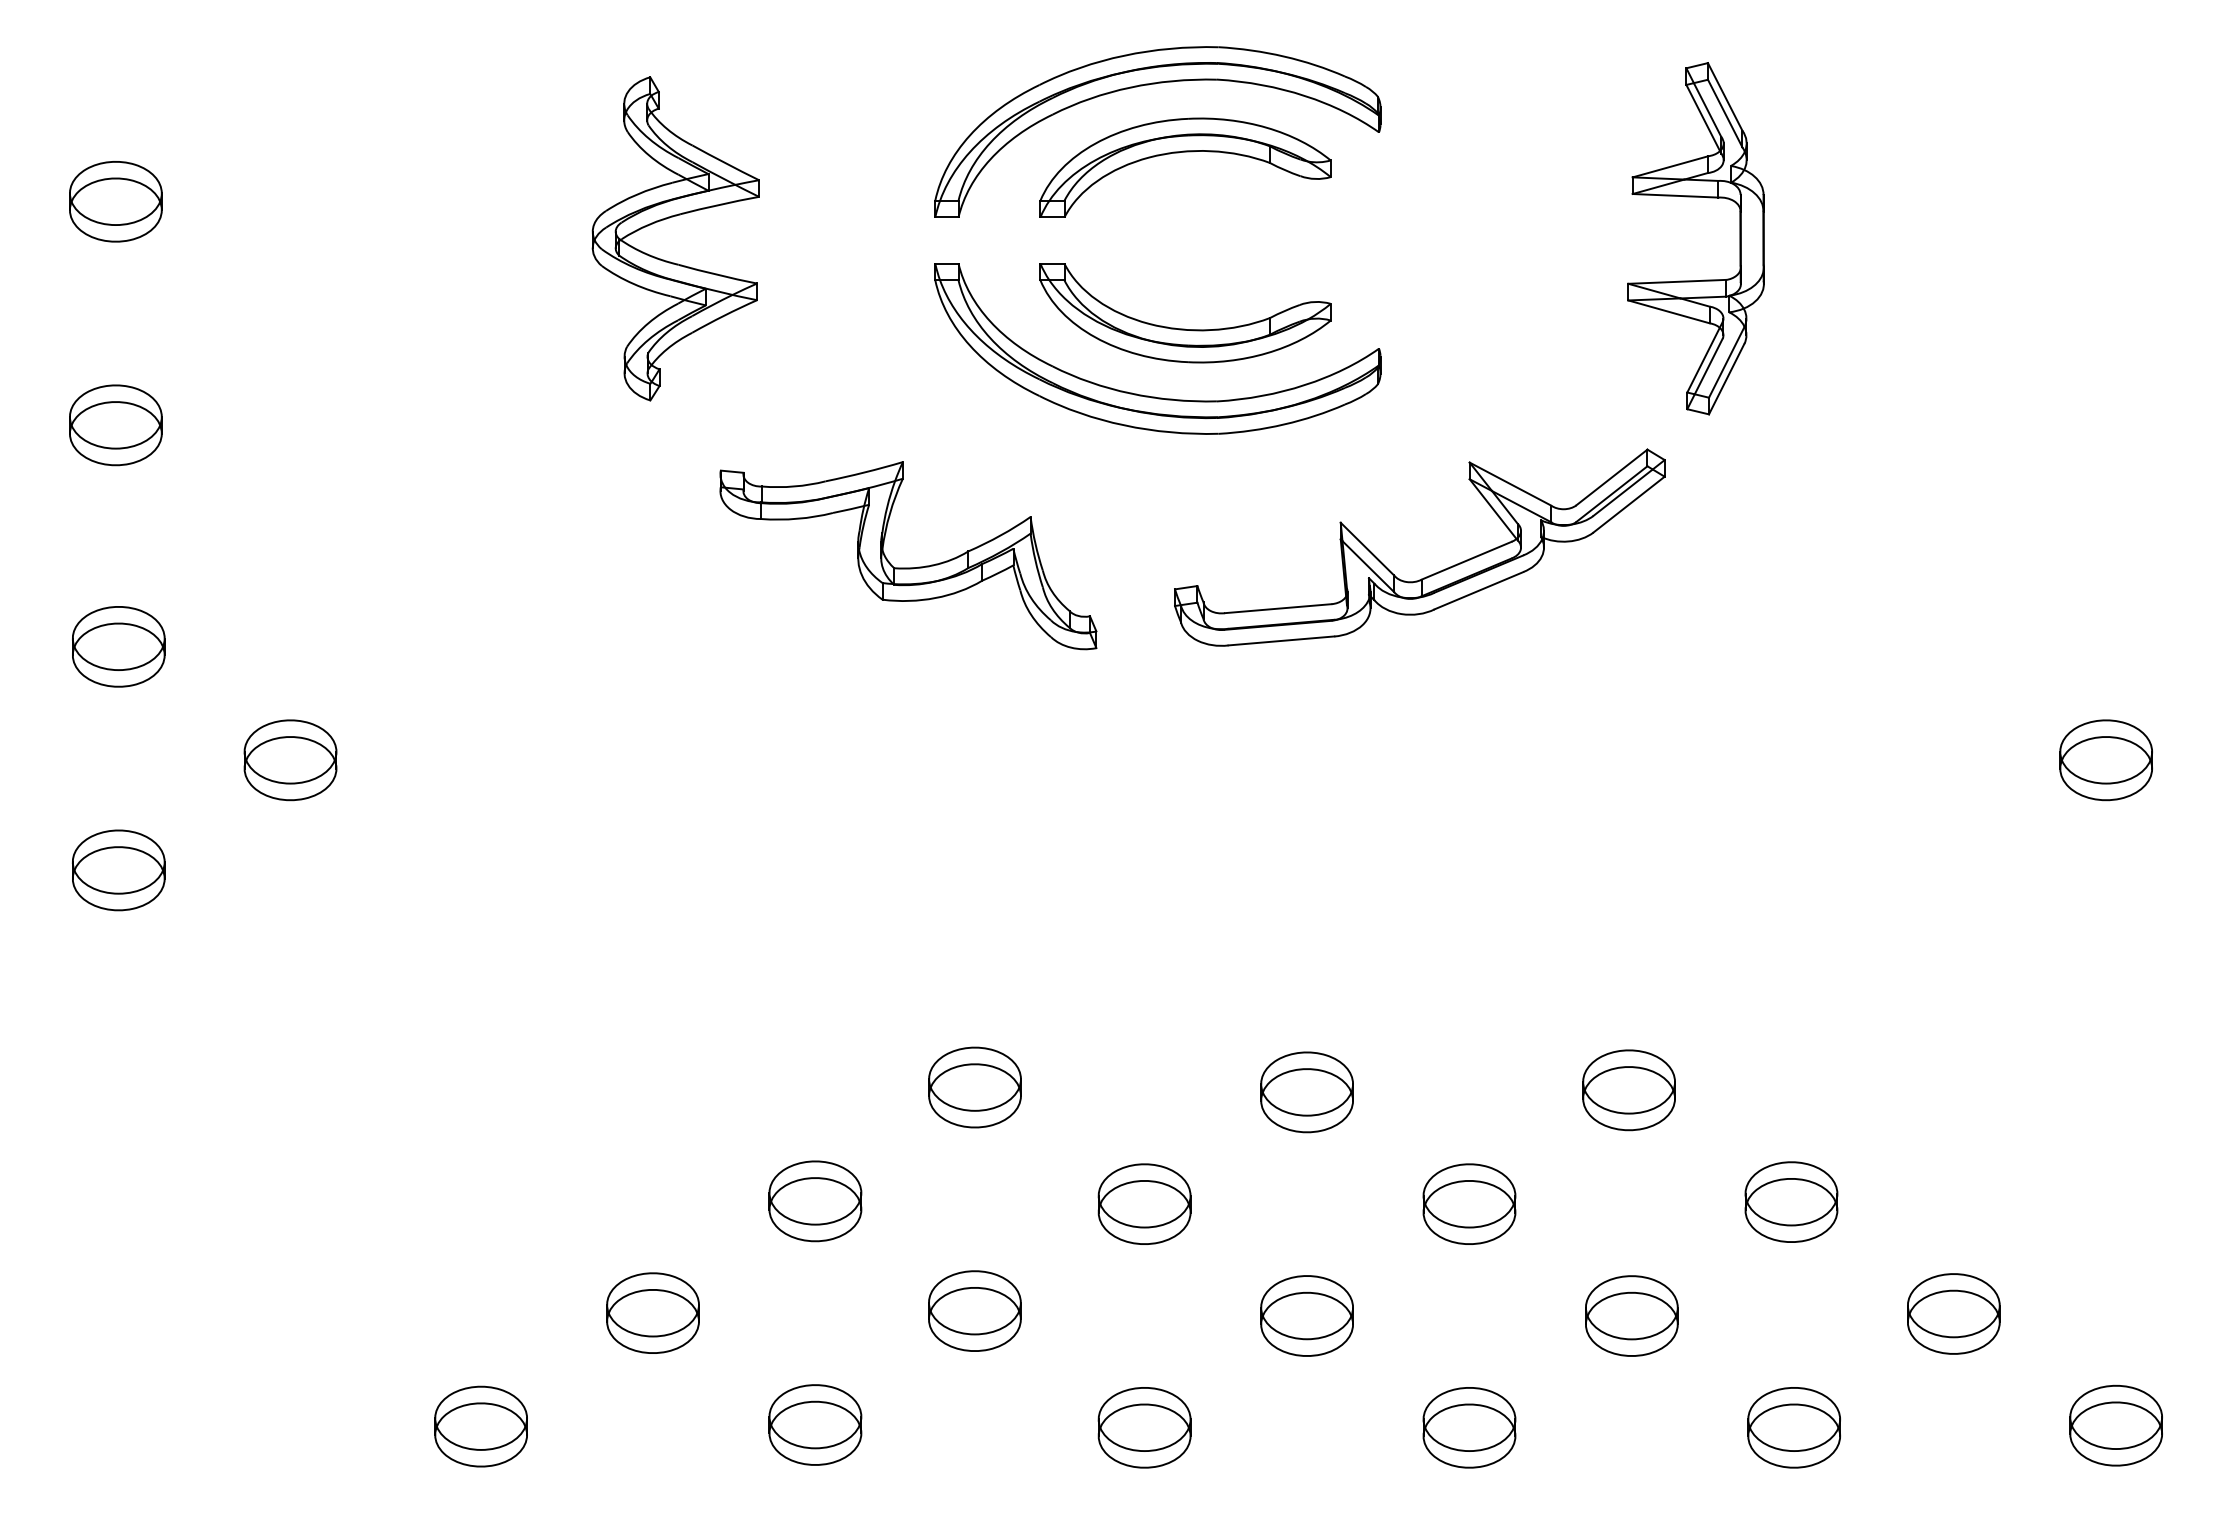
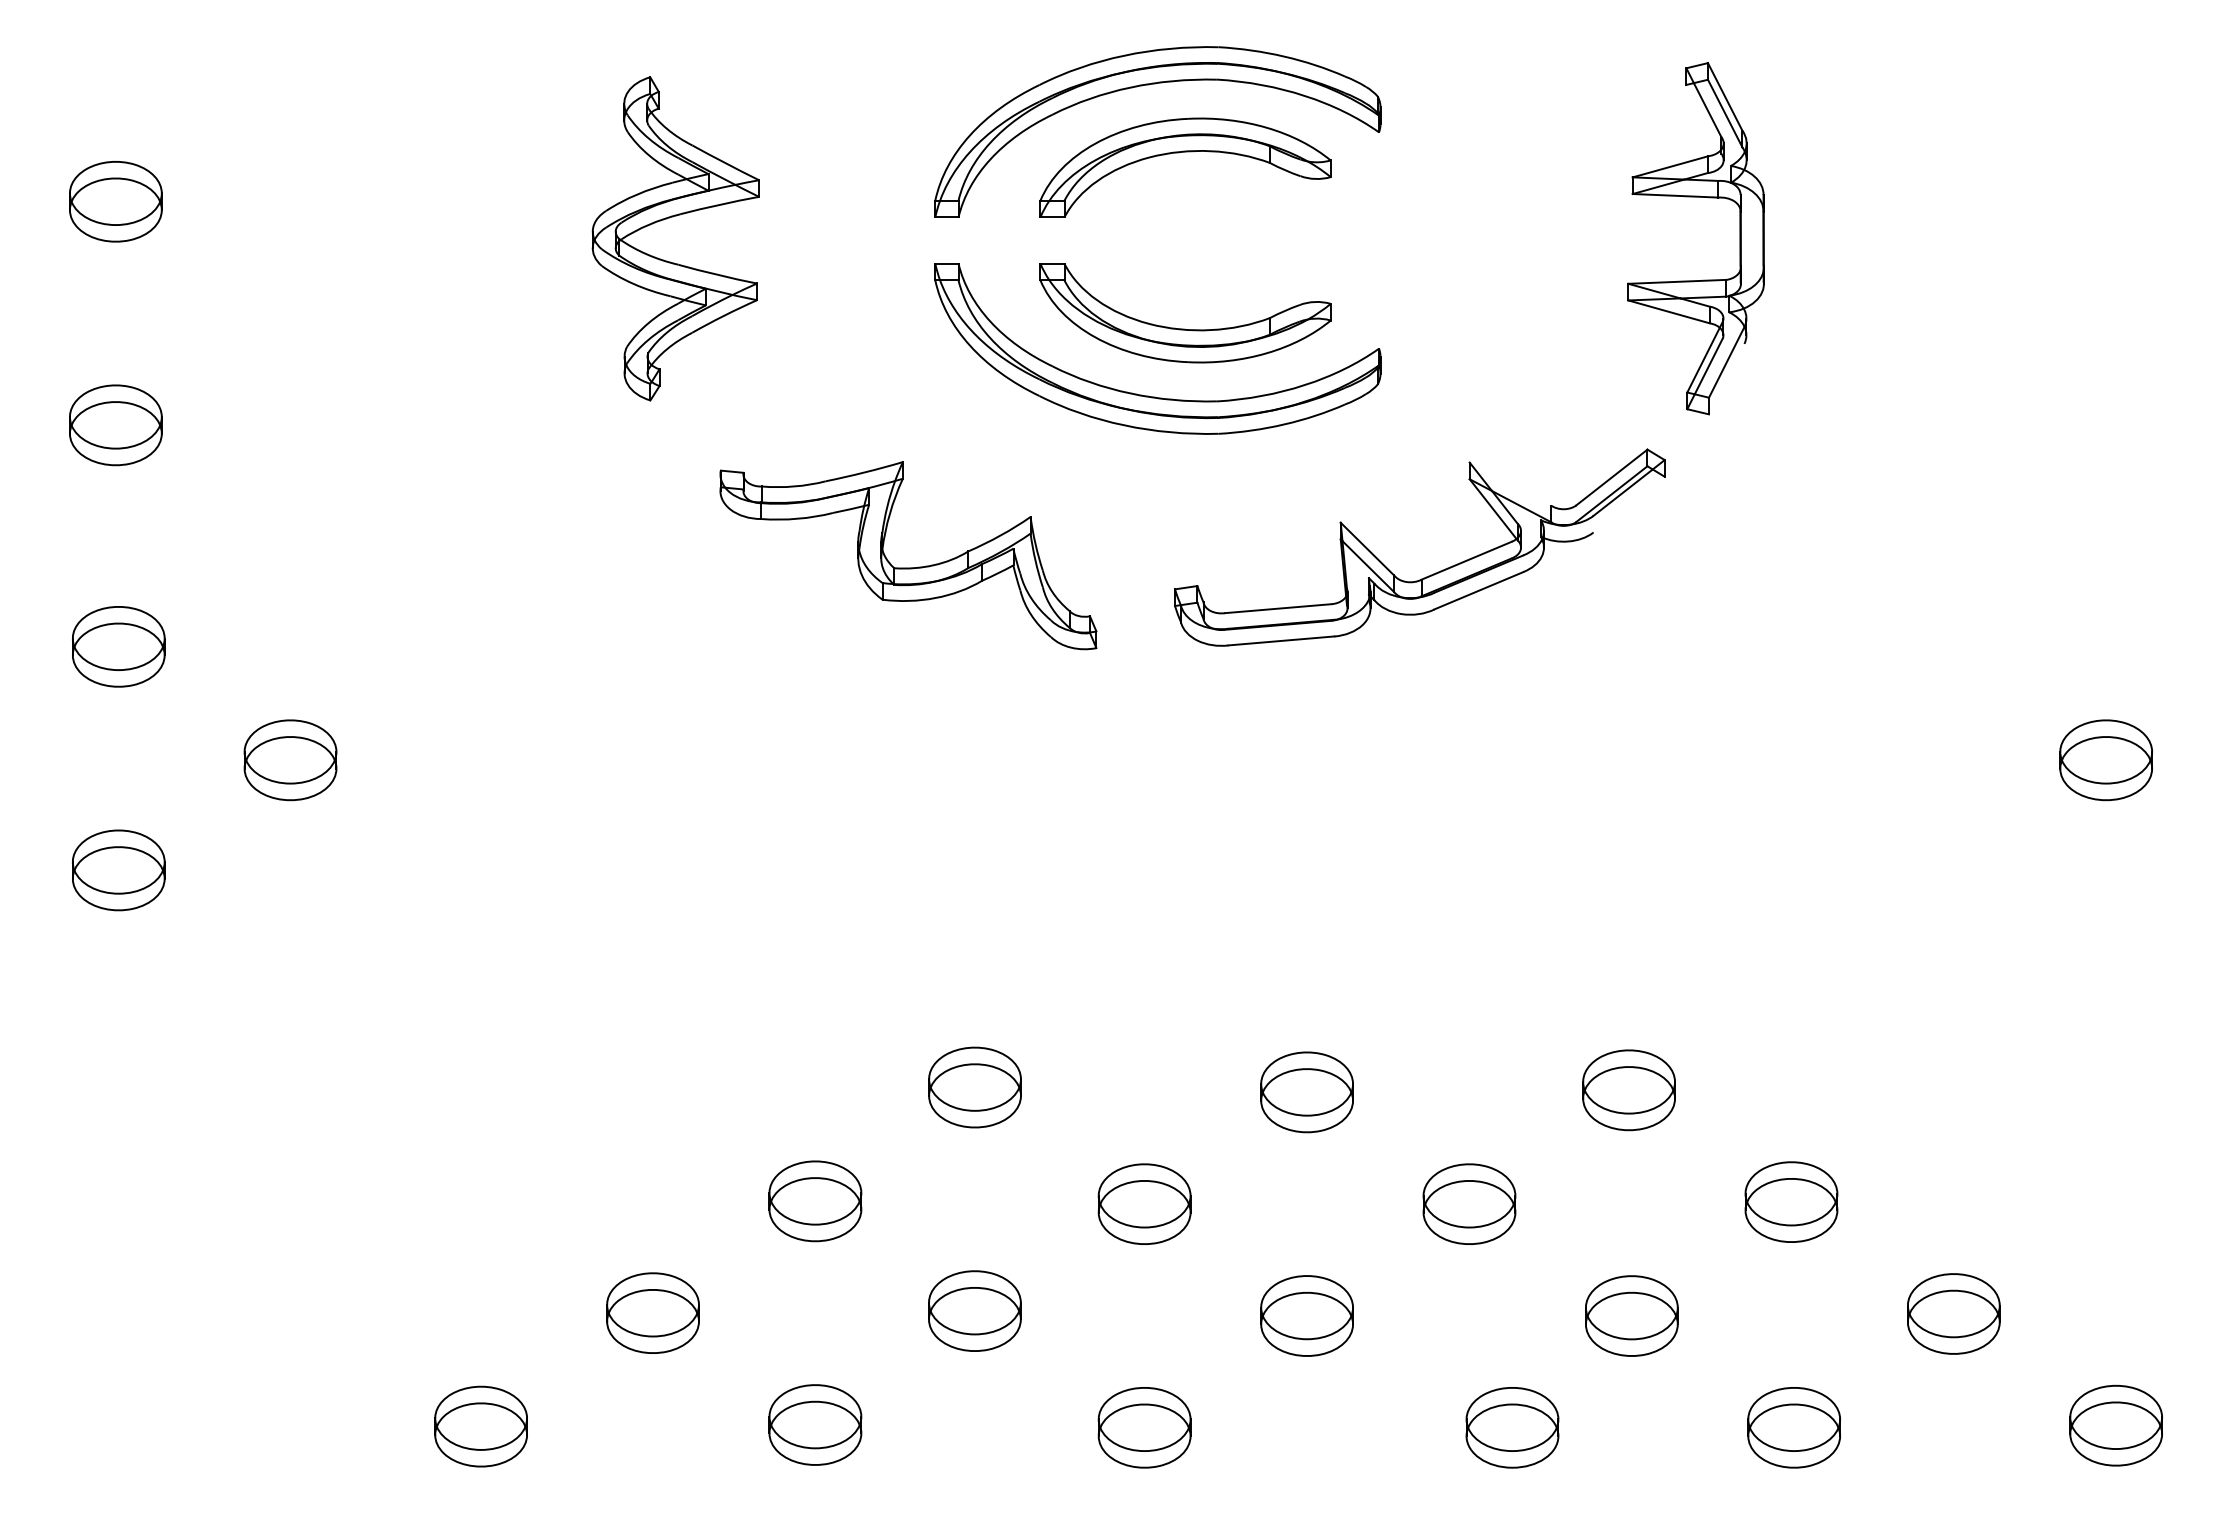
line: present -> none (1703, 118)
line: present -> none (1726, 378)
line: present -> none (1510, 483)
line: present -> none (1628, 504)
part position: (1469, 1427) -> (1512, 1427) (1512, 1427)
